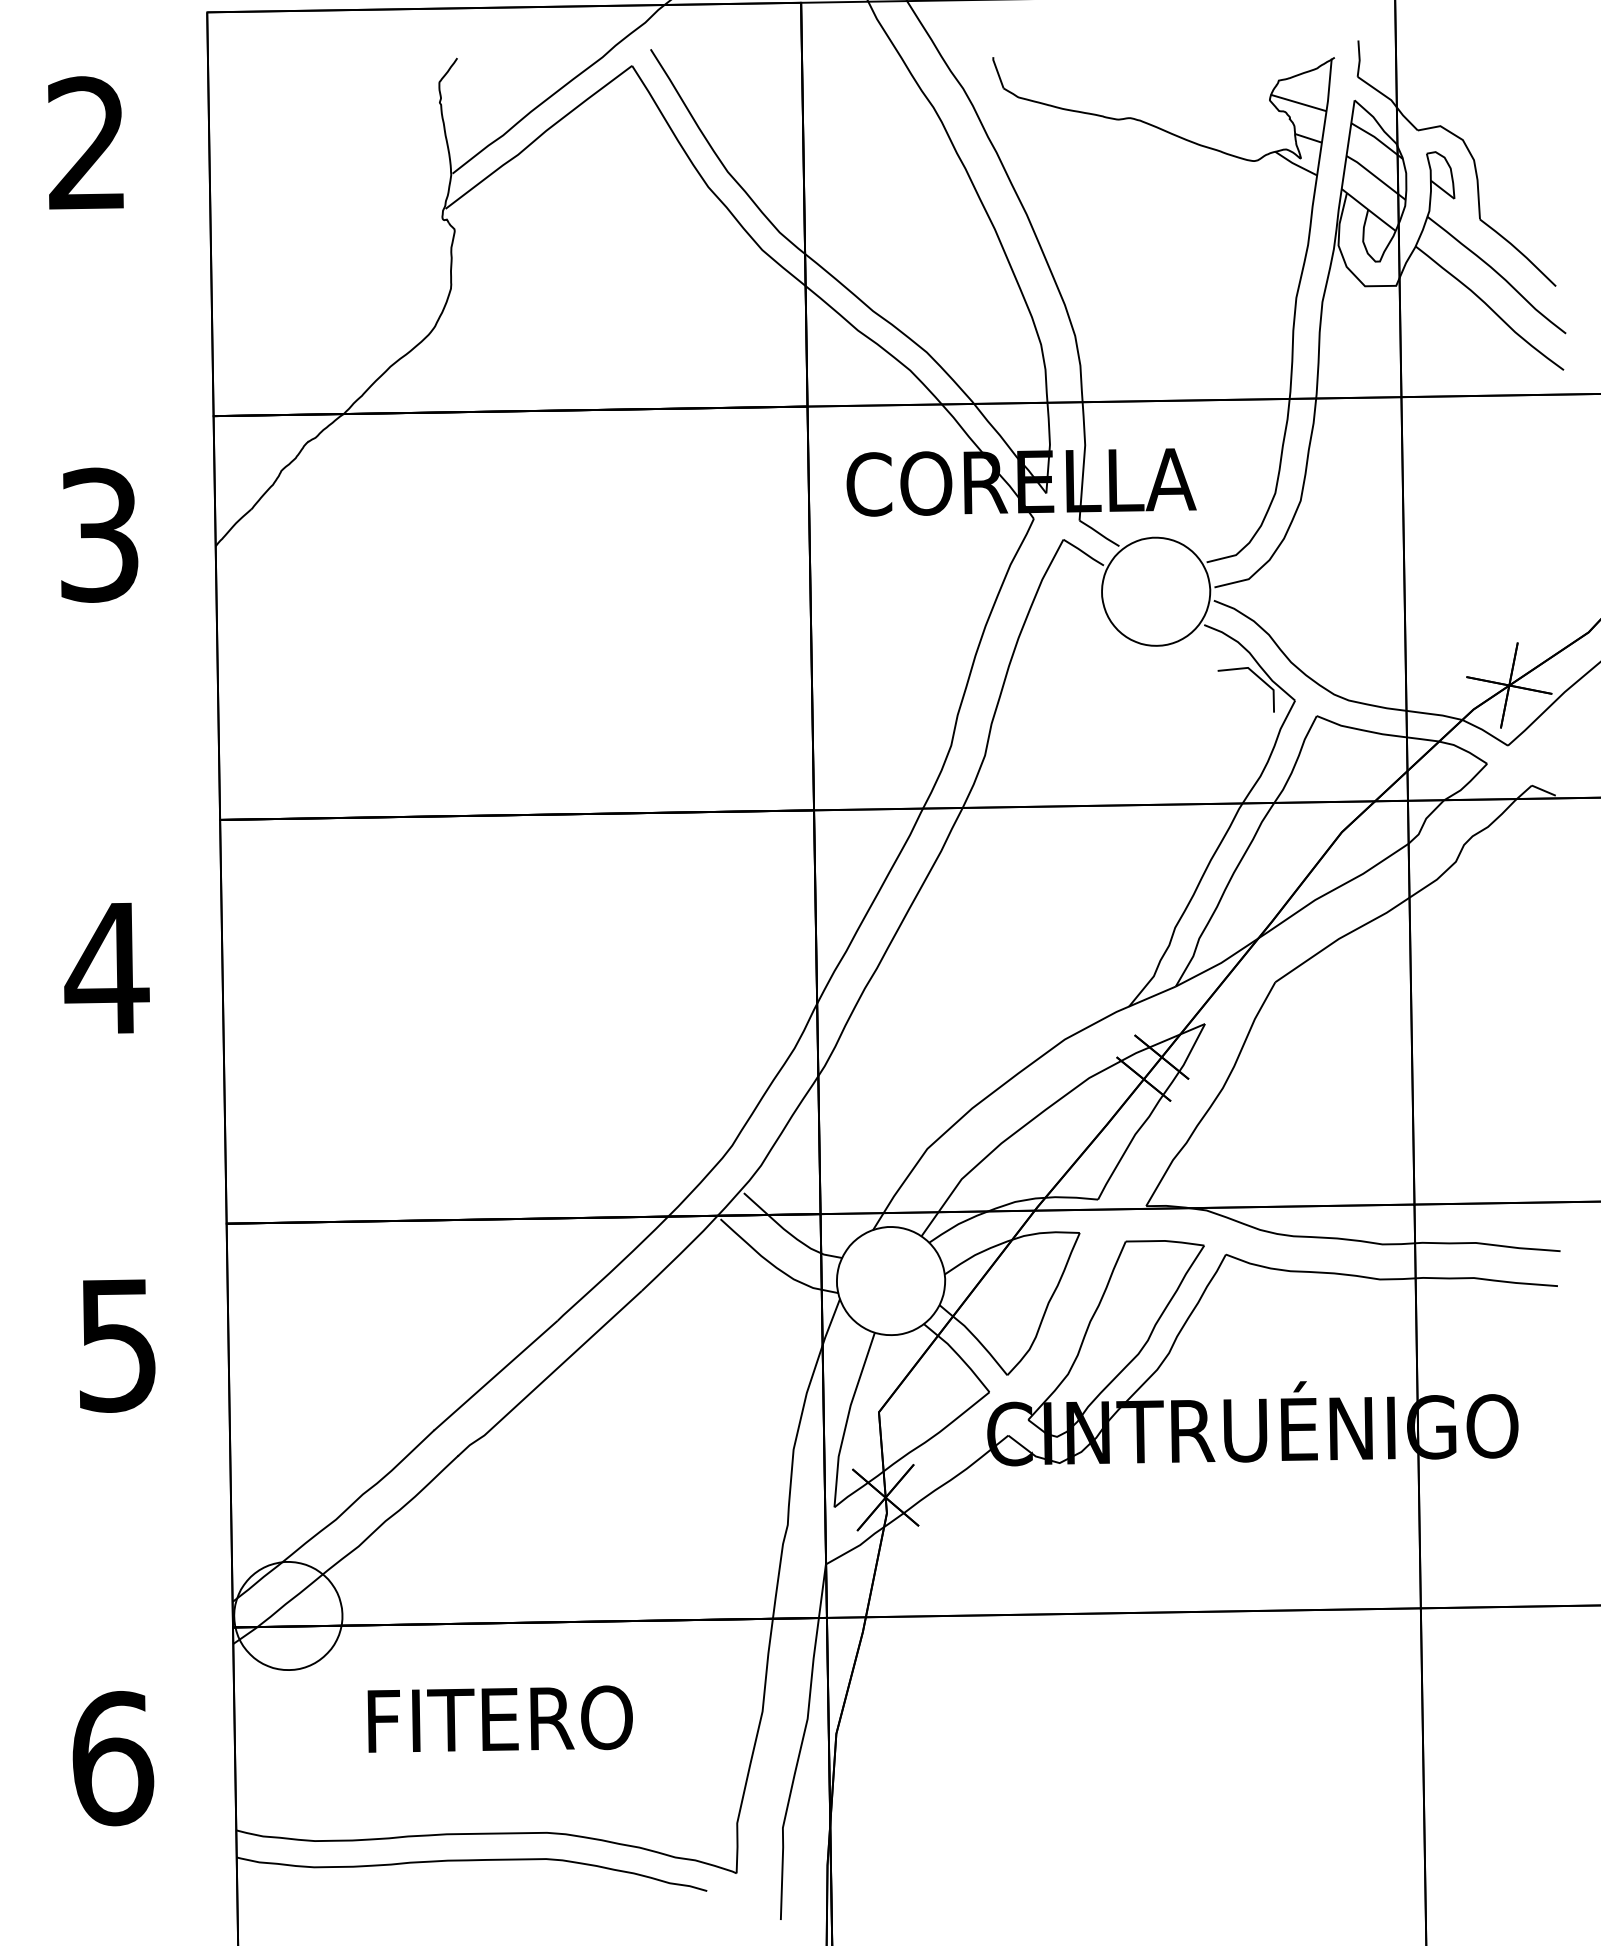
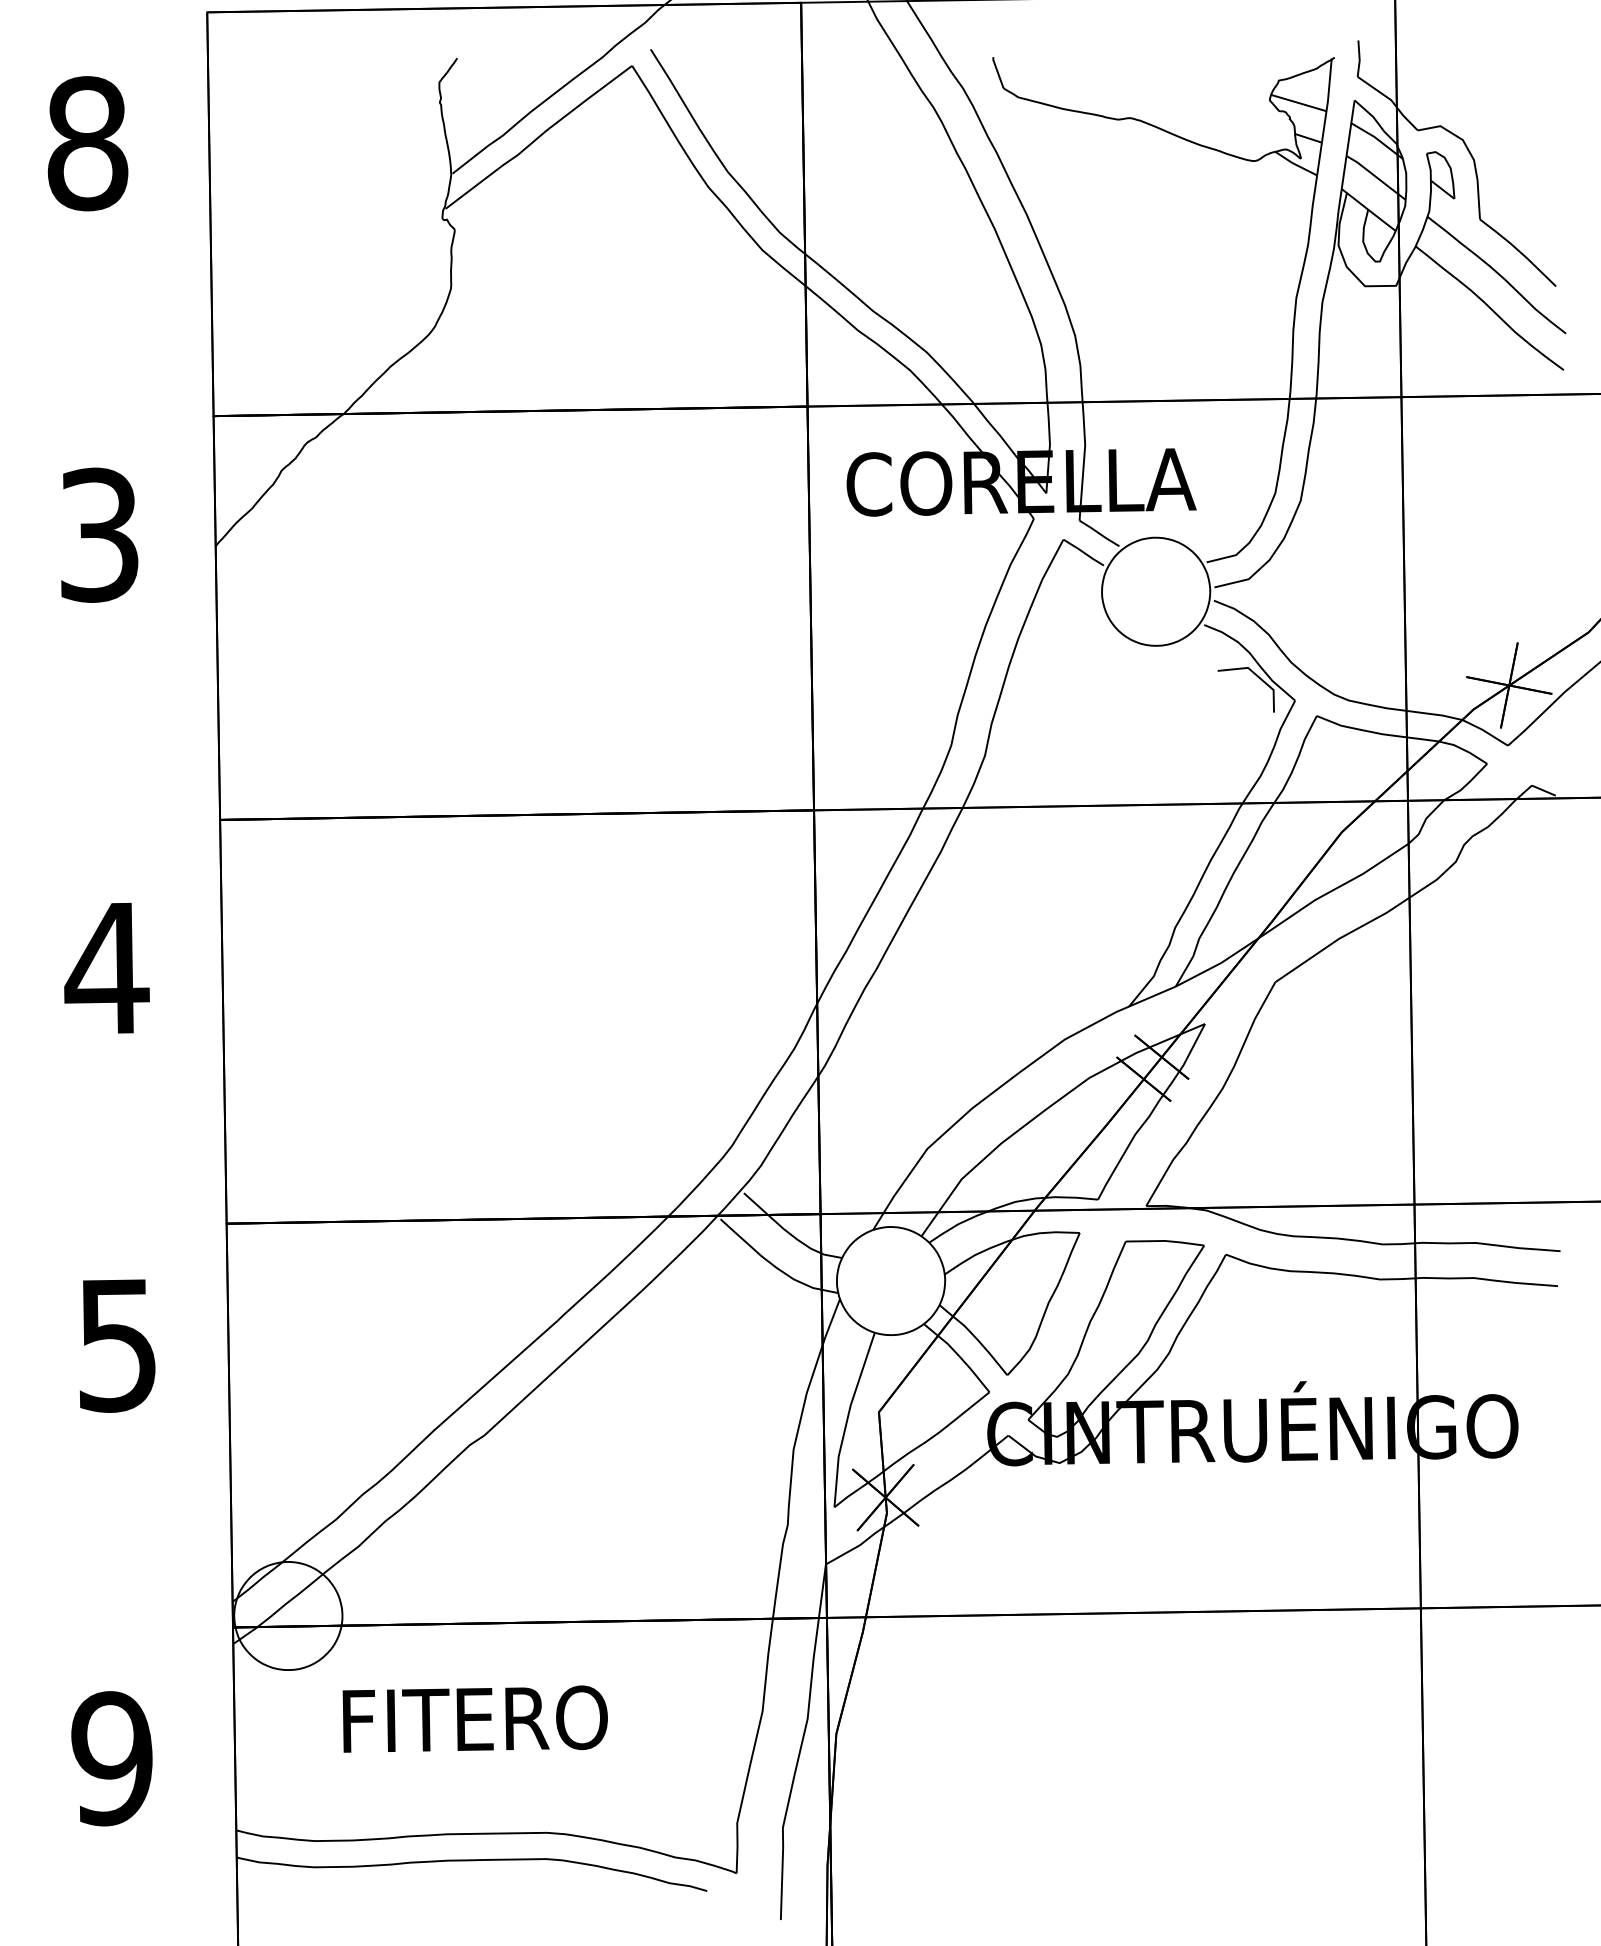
text: 2 -> 8 (87, 143)
text position: (499, 1718) -> (474, 1718) (474, 1718)
text: 6 -> 9 (112, 1758)
